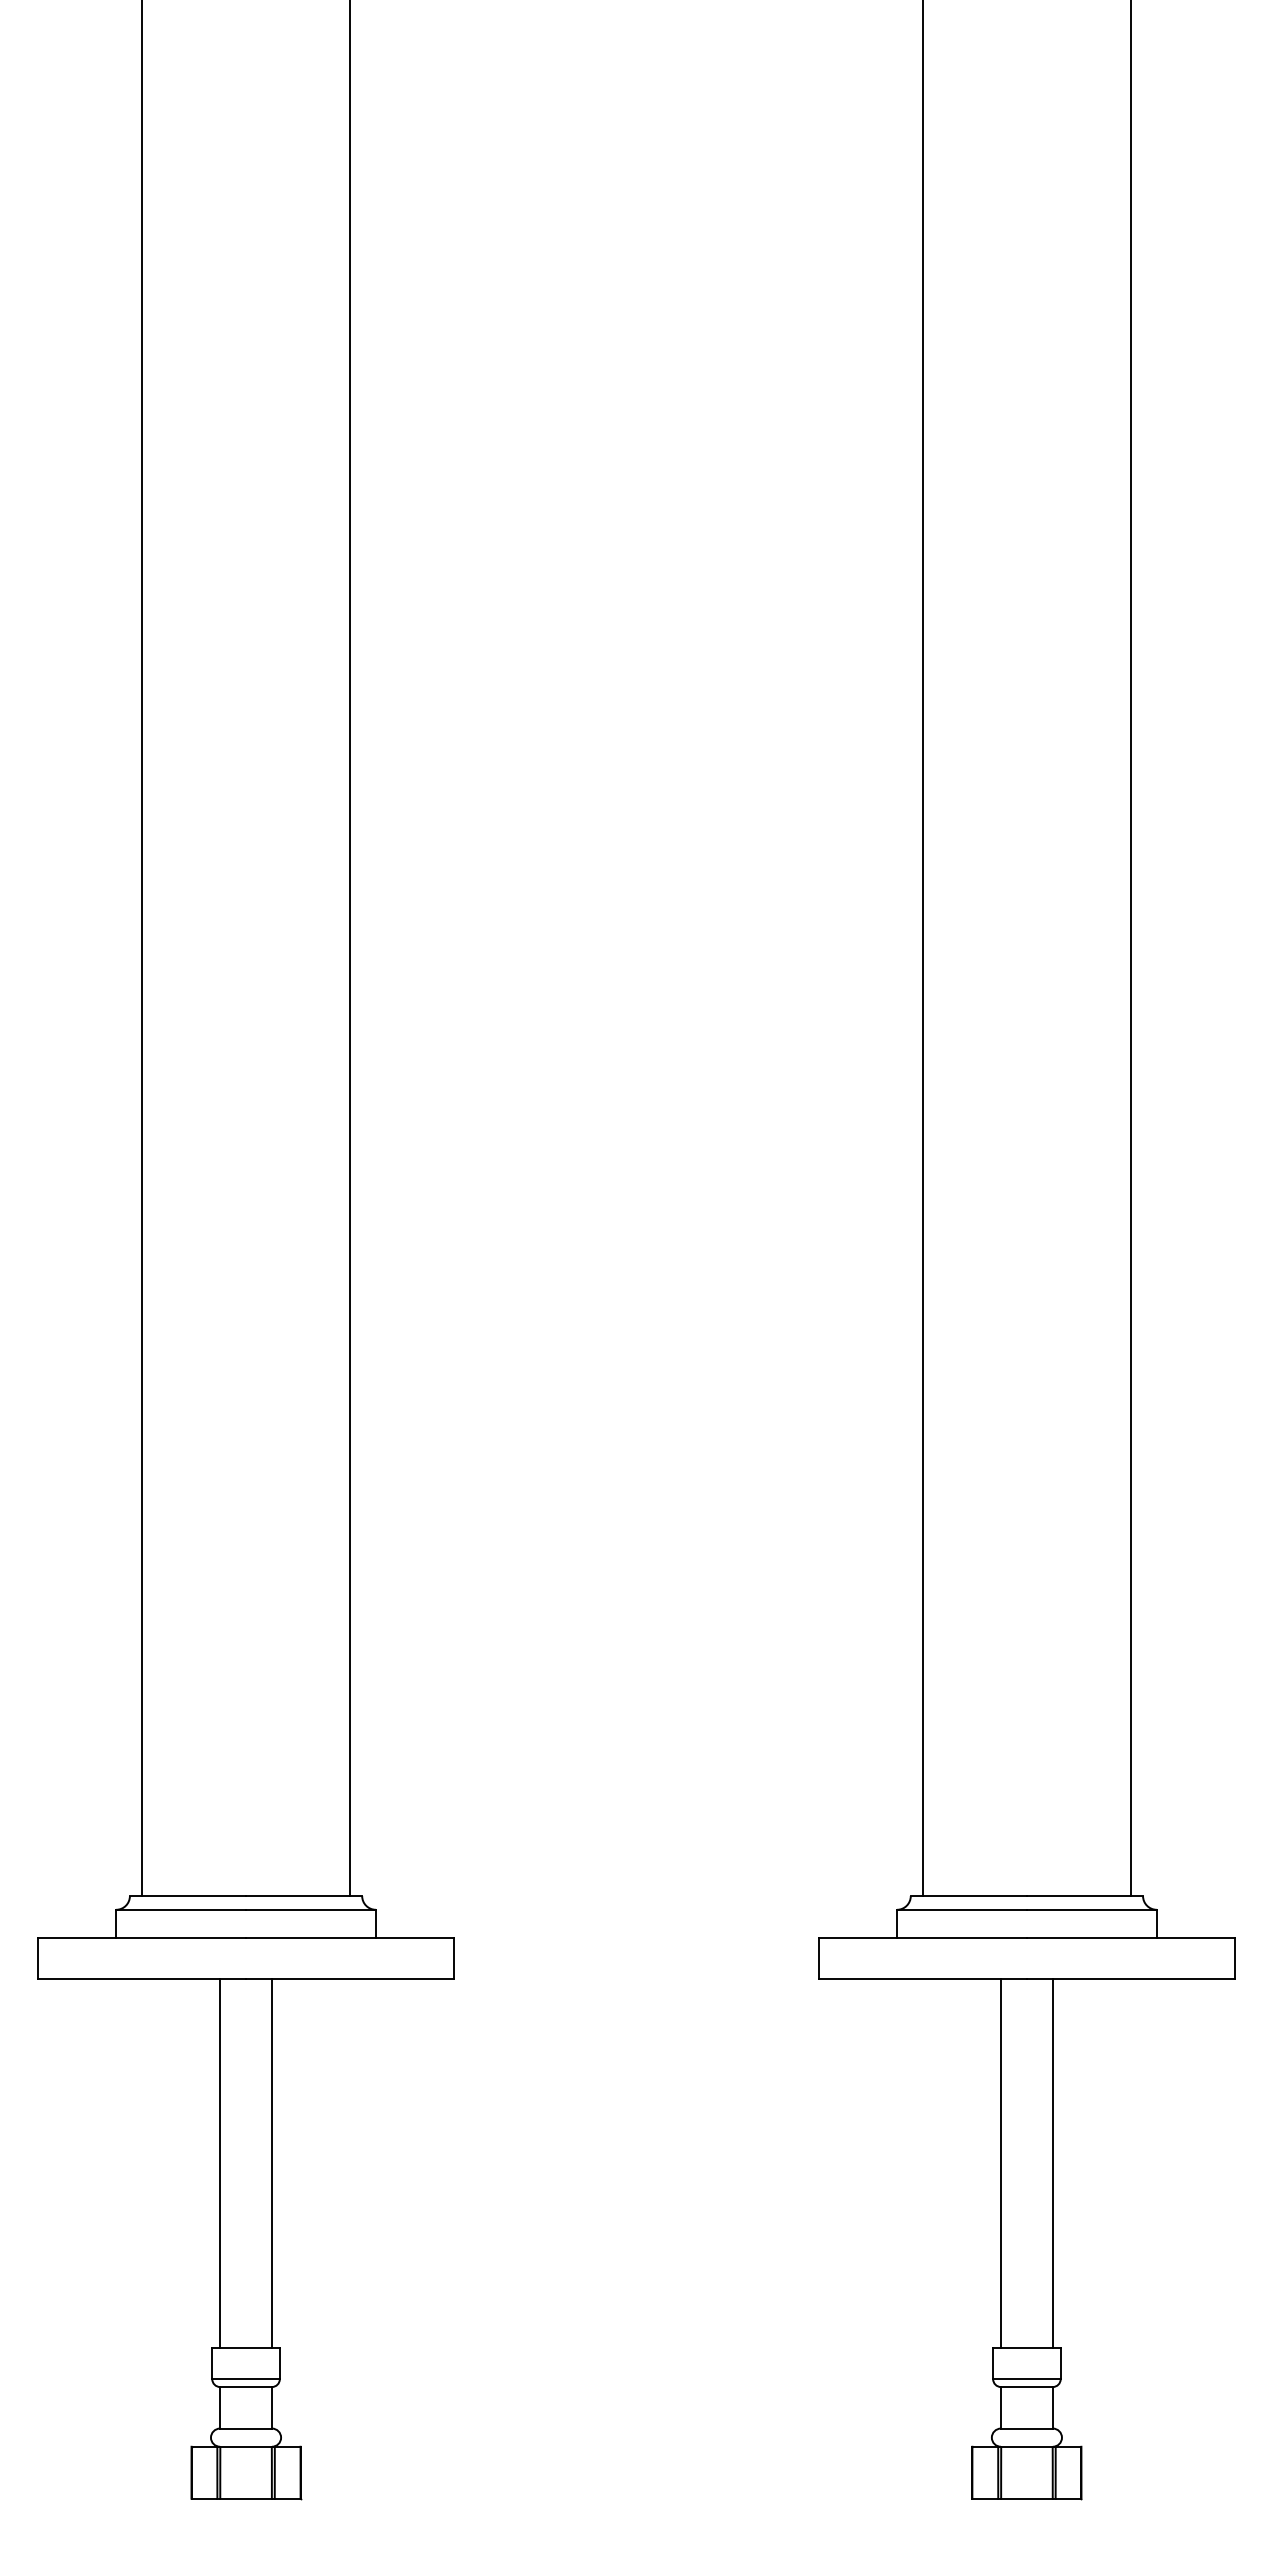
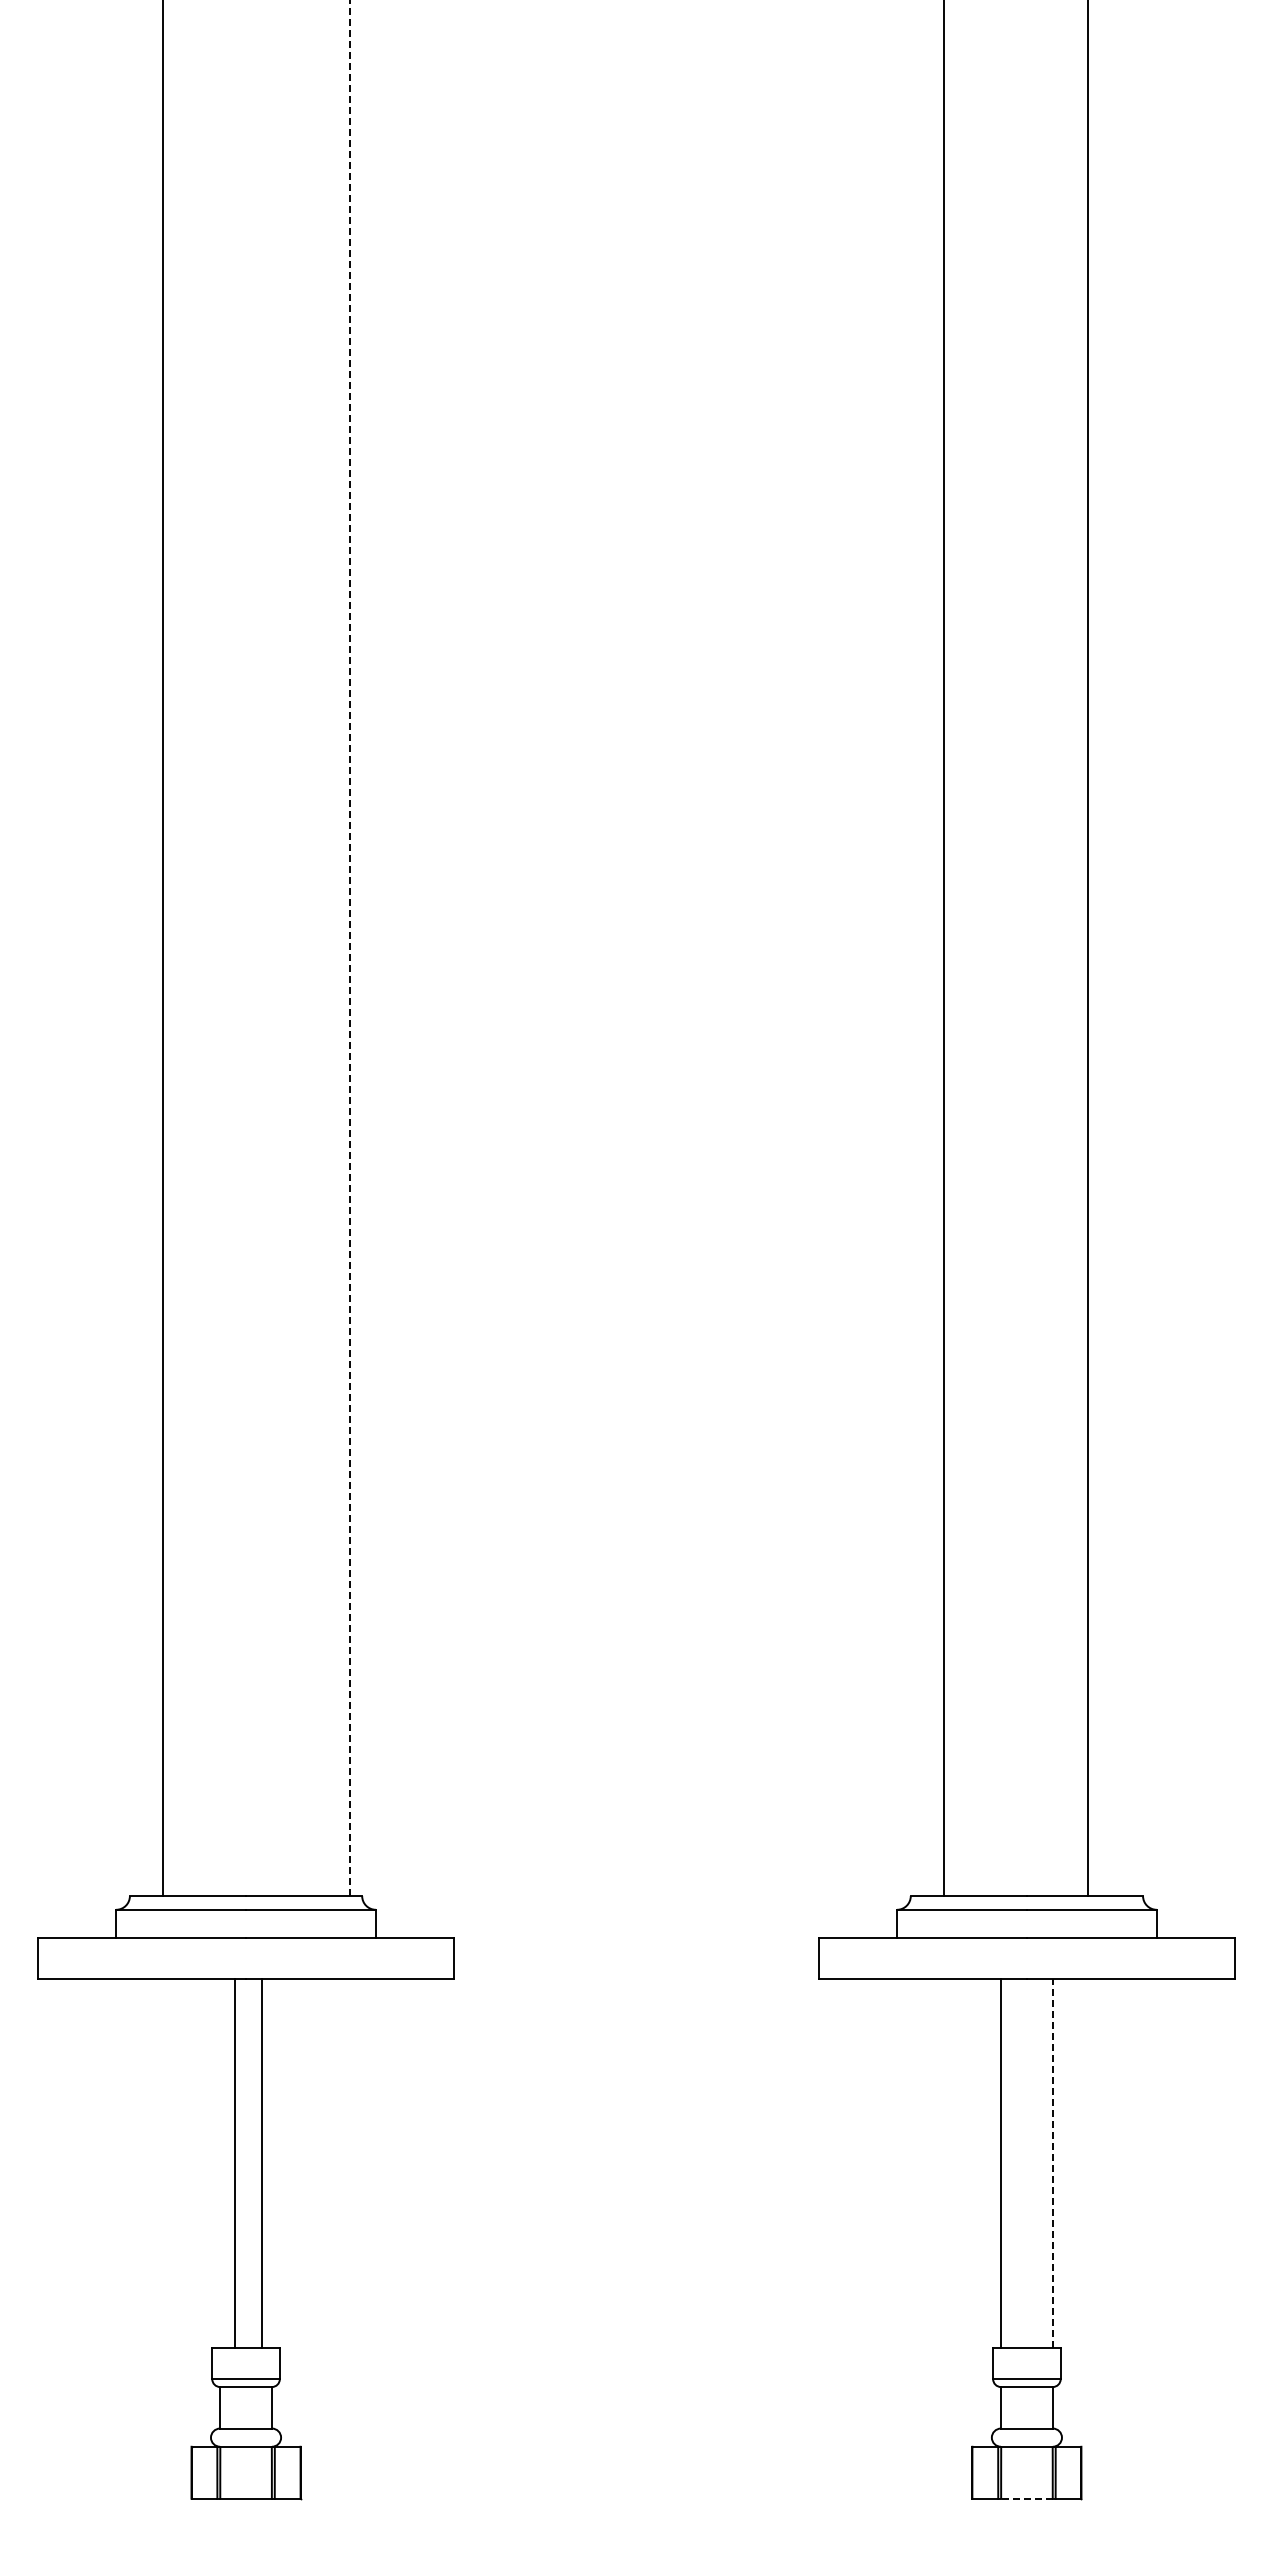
line: solid -> dashed (349, 948)
line position: (142, 949) -> (163, 949) (163, 949)
line position: (923, 949) -> (944, 949) (944, 949)
line position: (1130, 949) -> (1087, 949) (1087, 949)
line position: (220, 2163) -> (262, 2163) (262, 2163)
line position: (272, 2163) -> (235, 2163) (235, 2163)
line: solid -> dashed (1052, 2163)
line: solid -> dashed (1026, 2498)
